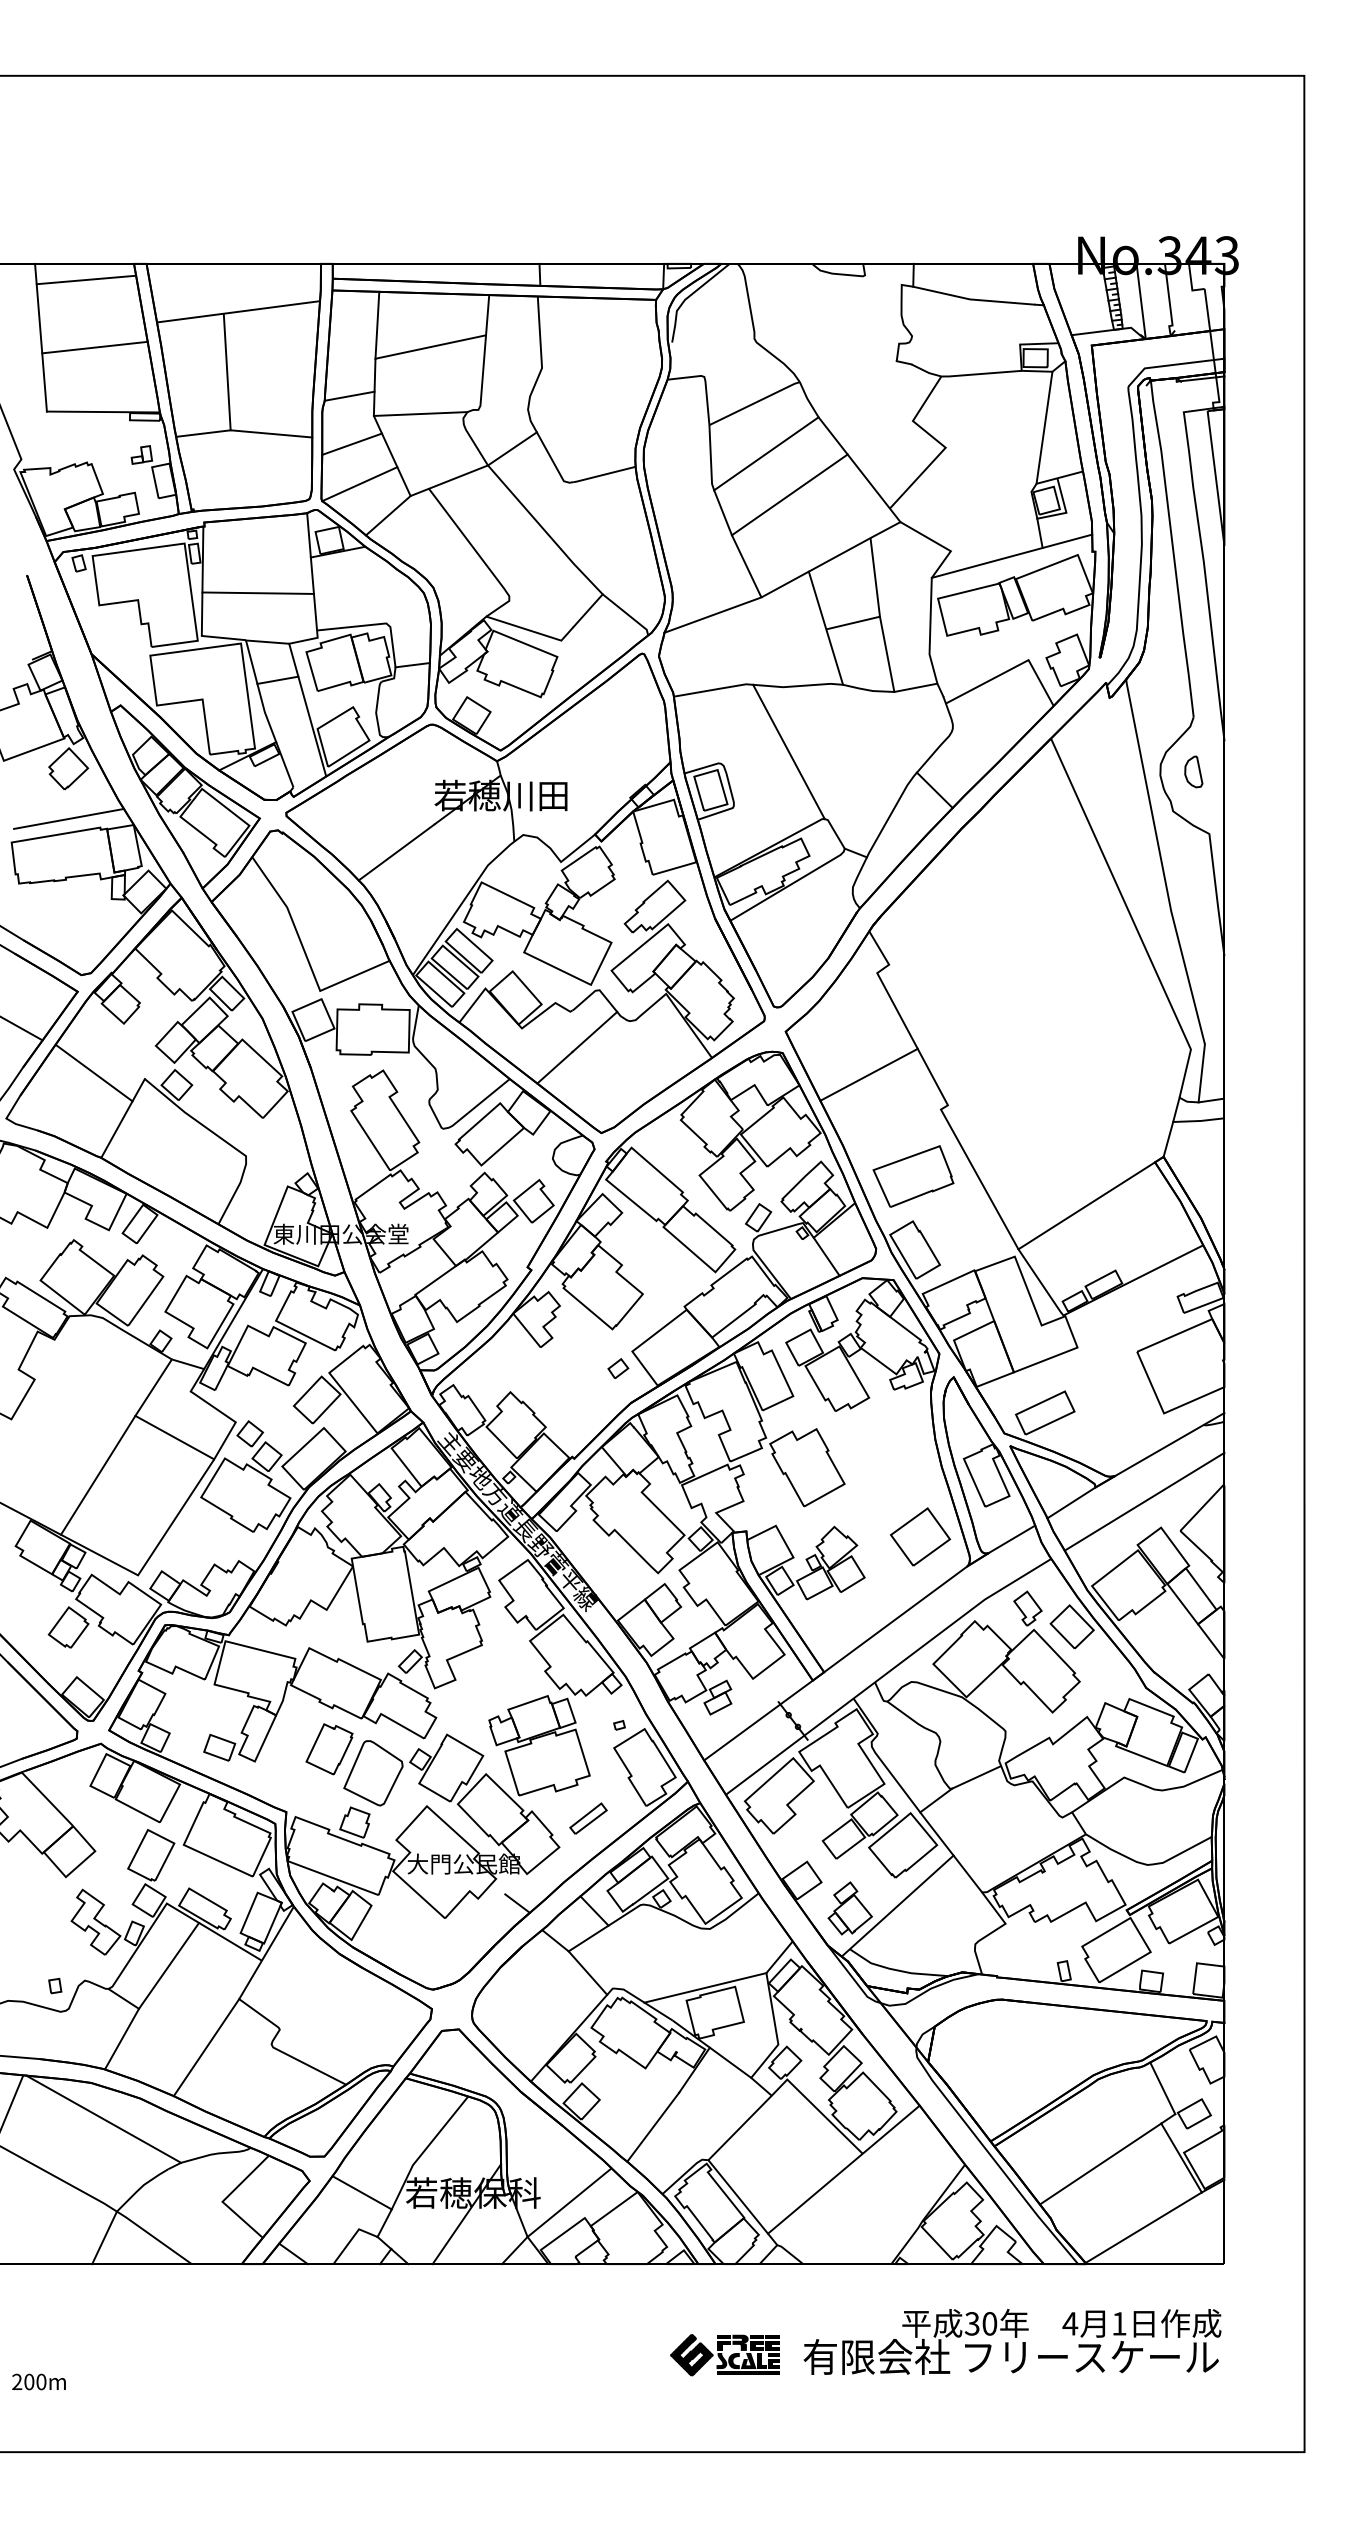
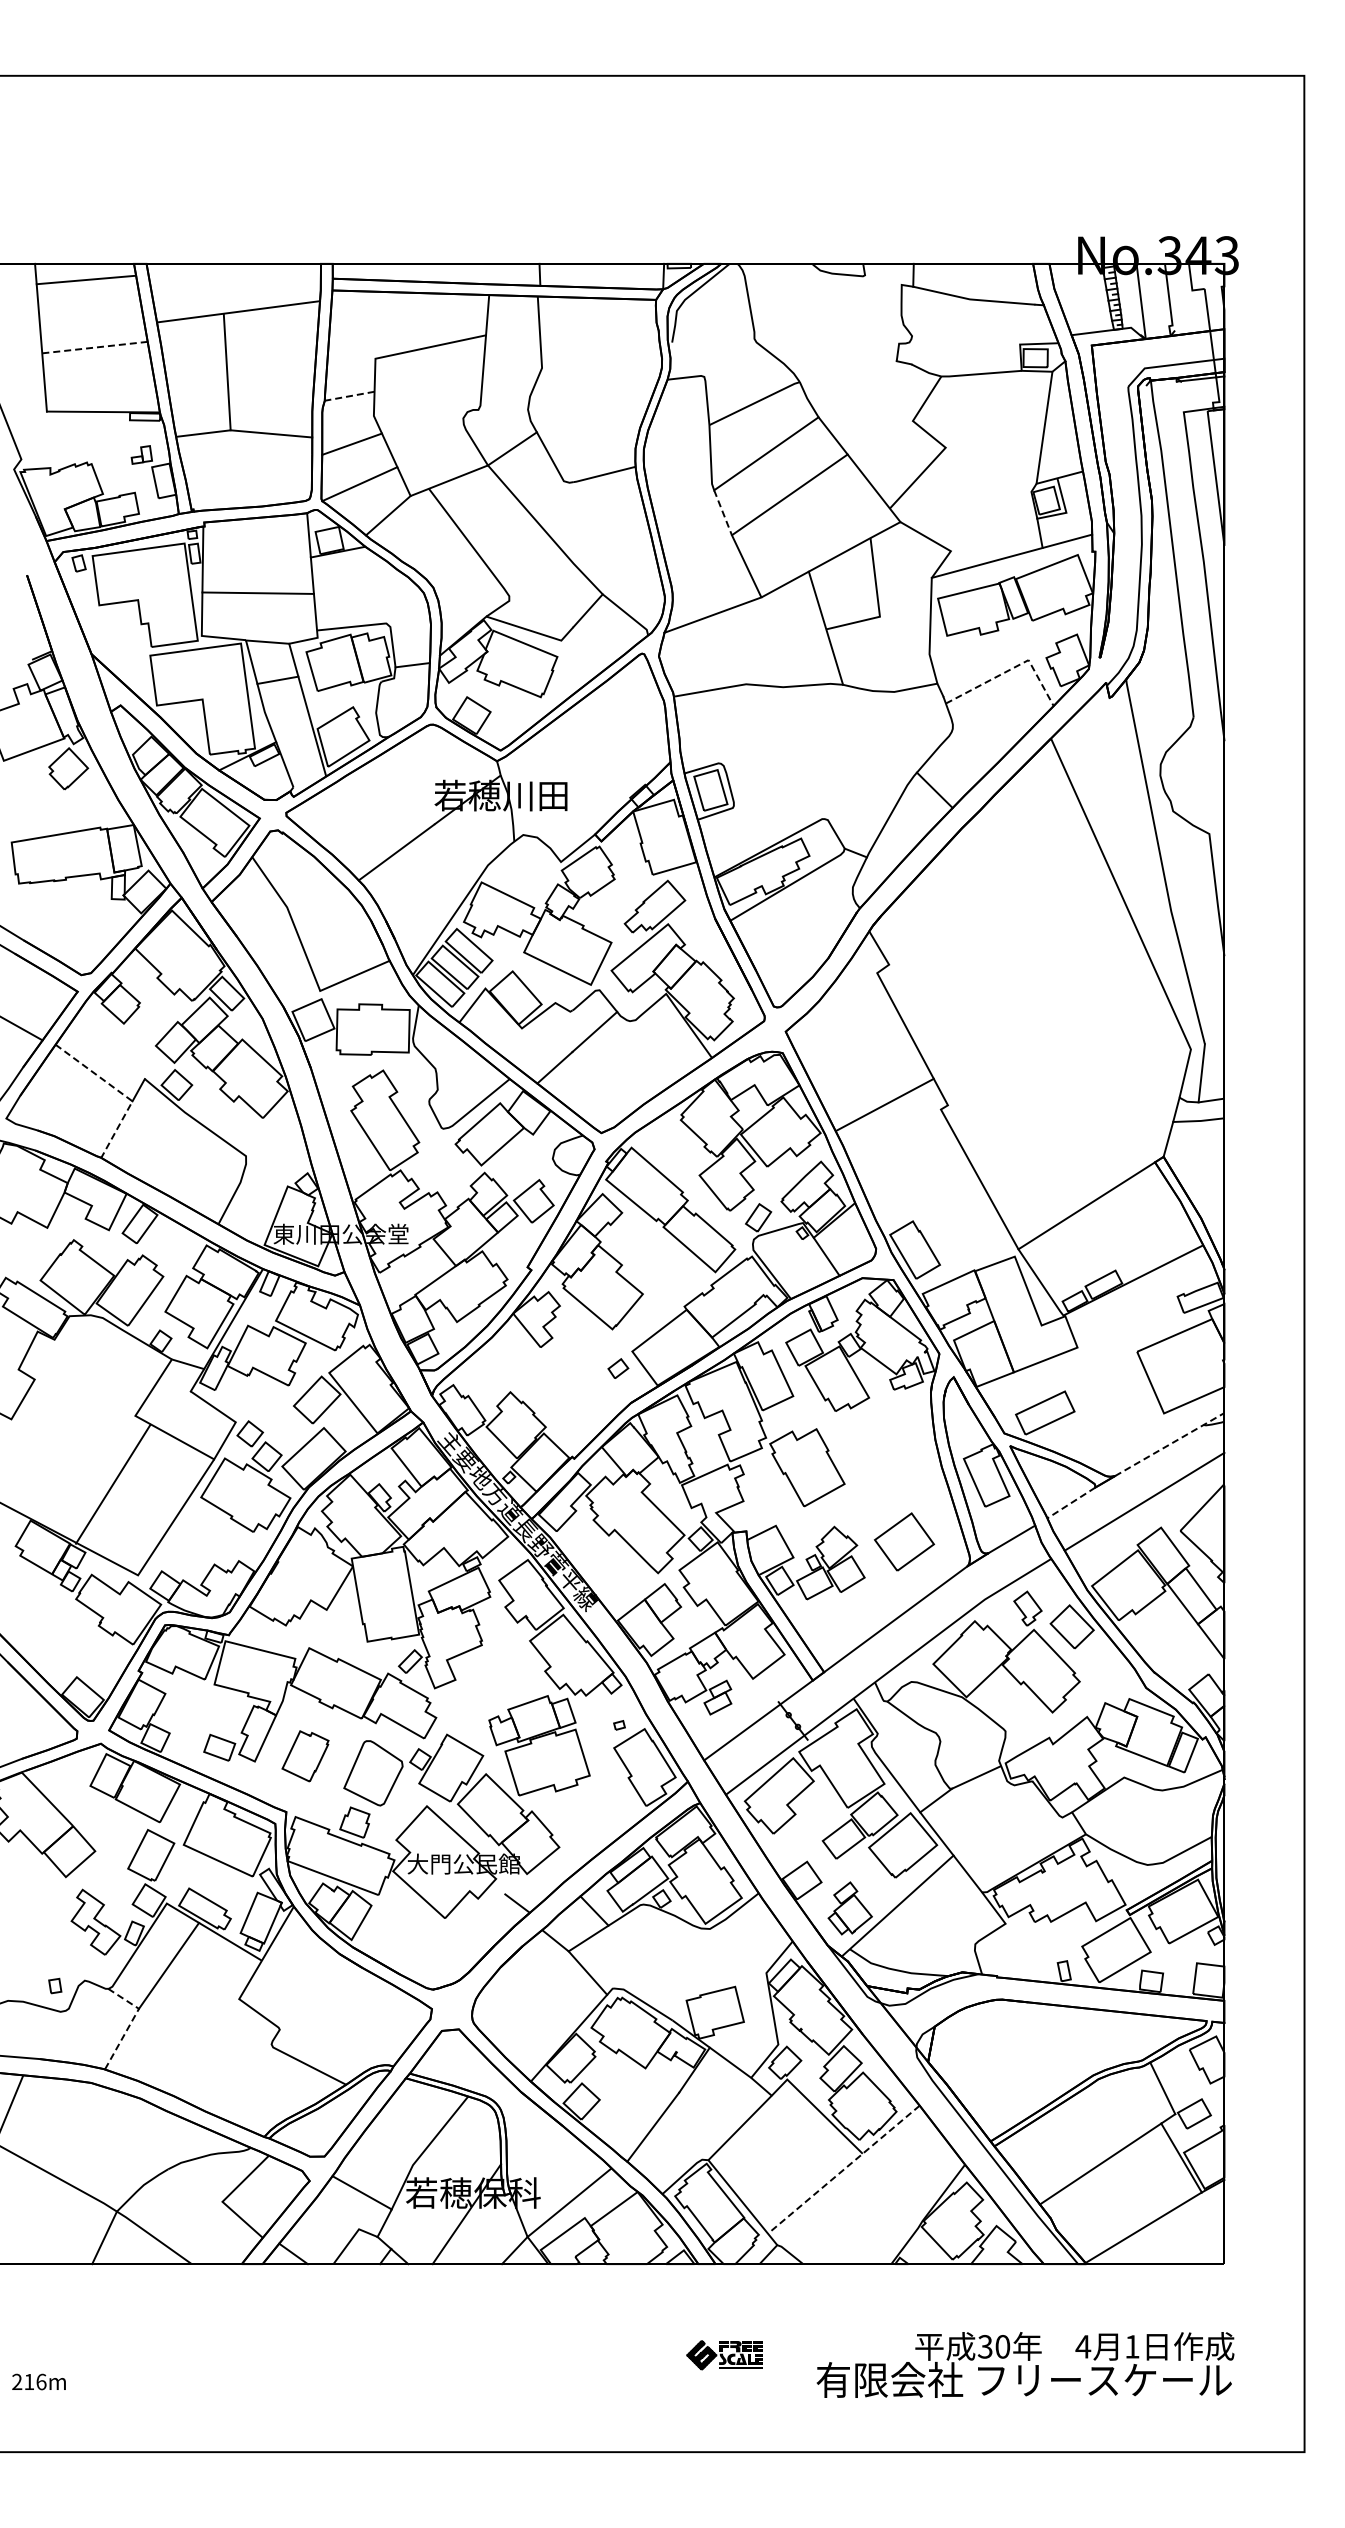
line: present -> none (377, 324)
line: solid -> dashed (94, 347)
line: solid -> dashed (349, 396)
line: present -> none (420, 413)
line: solid -> dashed (723, 513)
line: present -> none (886, 653)
line: solid -> dashed (1010, 669)
line: present -> none (788, 751)
part: present -> none (1193, 771)
line: present -> none (68, 818)
line position: (868, 1074) -> (884, 1104) (884, 1104)
line: solid -> dashed (120, 1092)
part: present -> none (913, 1176)
line: solid -> dashed (1170, 1444)
line position: (98, 1474) -> (113, 1483) (113, 1483)
line: solid -> dashed (1070, 1503)
part position: (920, 1536) -> (904, 1541) (904, 1541)
part: present -> none (68, 1627)
part position: (329, 1749) -> (305, 1756) (305, 1756)
part: present -> none (588, 1818)
line: present -> none (705, 1987)
line: solid -> dashed (131, 2022)
line: present -> none (206, 2047)
line: present -> none (103, 2118)
line: solid -> dashed (843, 2170)
text position: (1012, 2341) -> (1025, 2364) (1025, 2364)
part size: 110x43 px -> 77x31 px (724, 2355)
text: 200m -> 216m (35, 2381)
